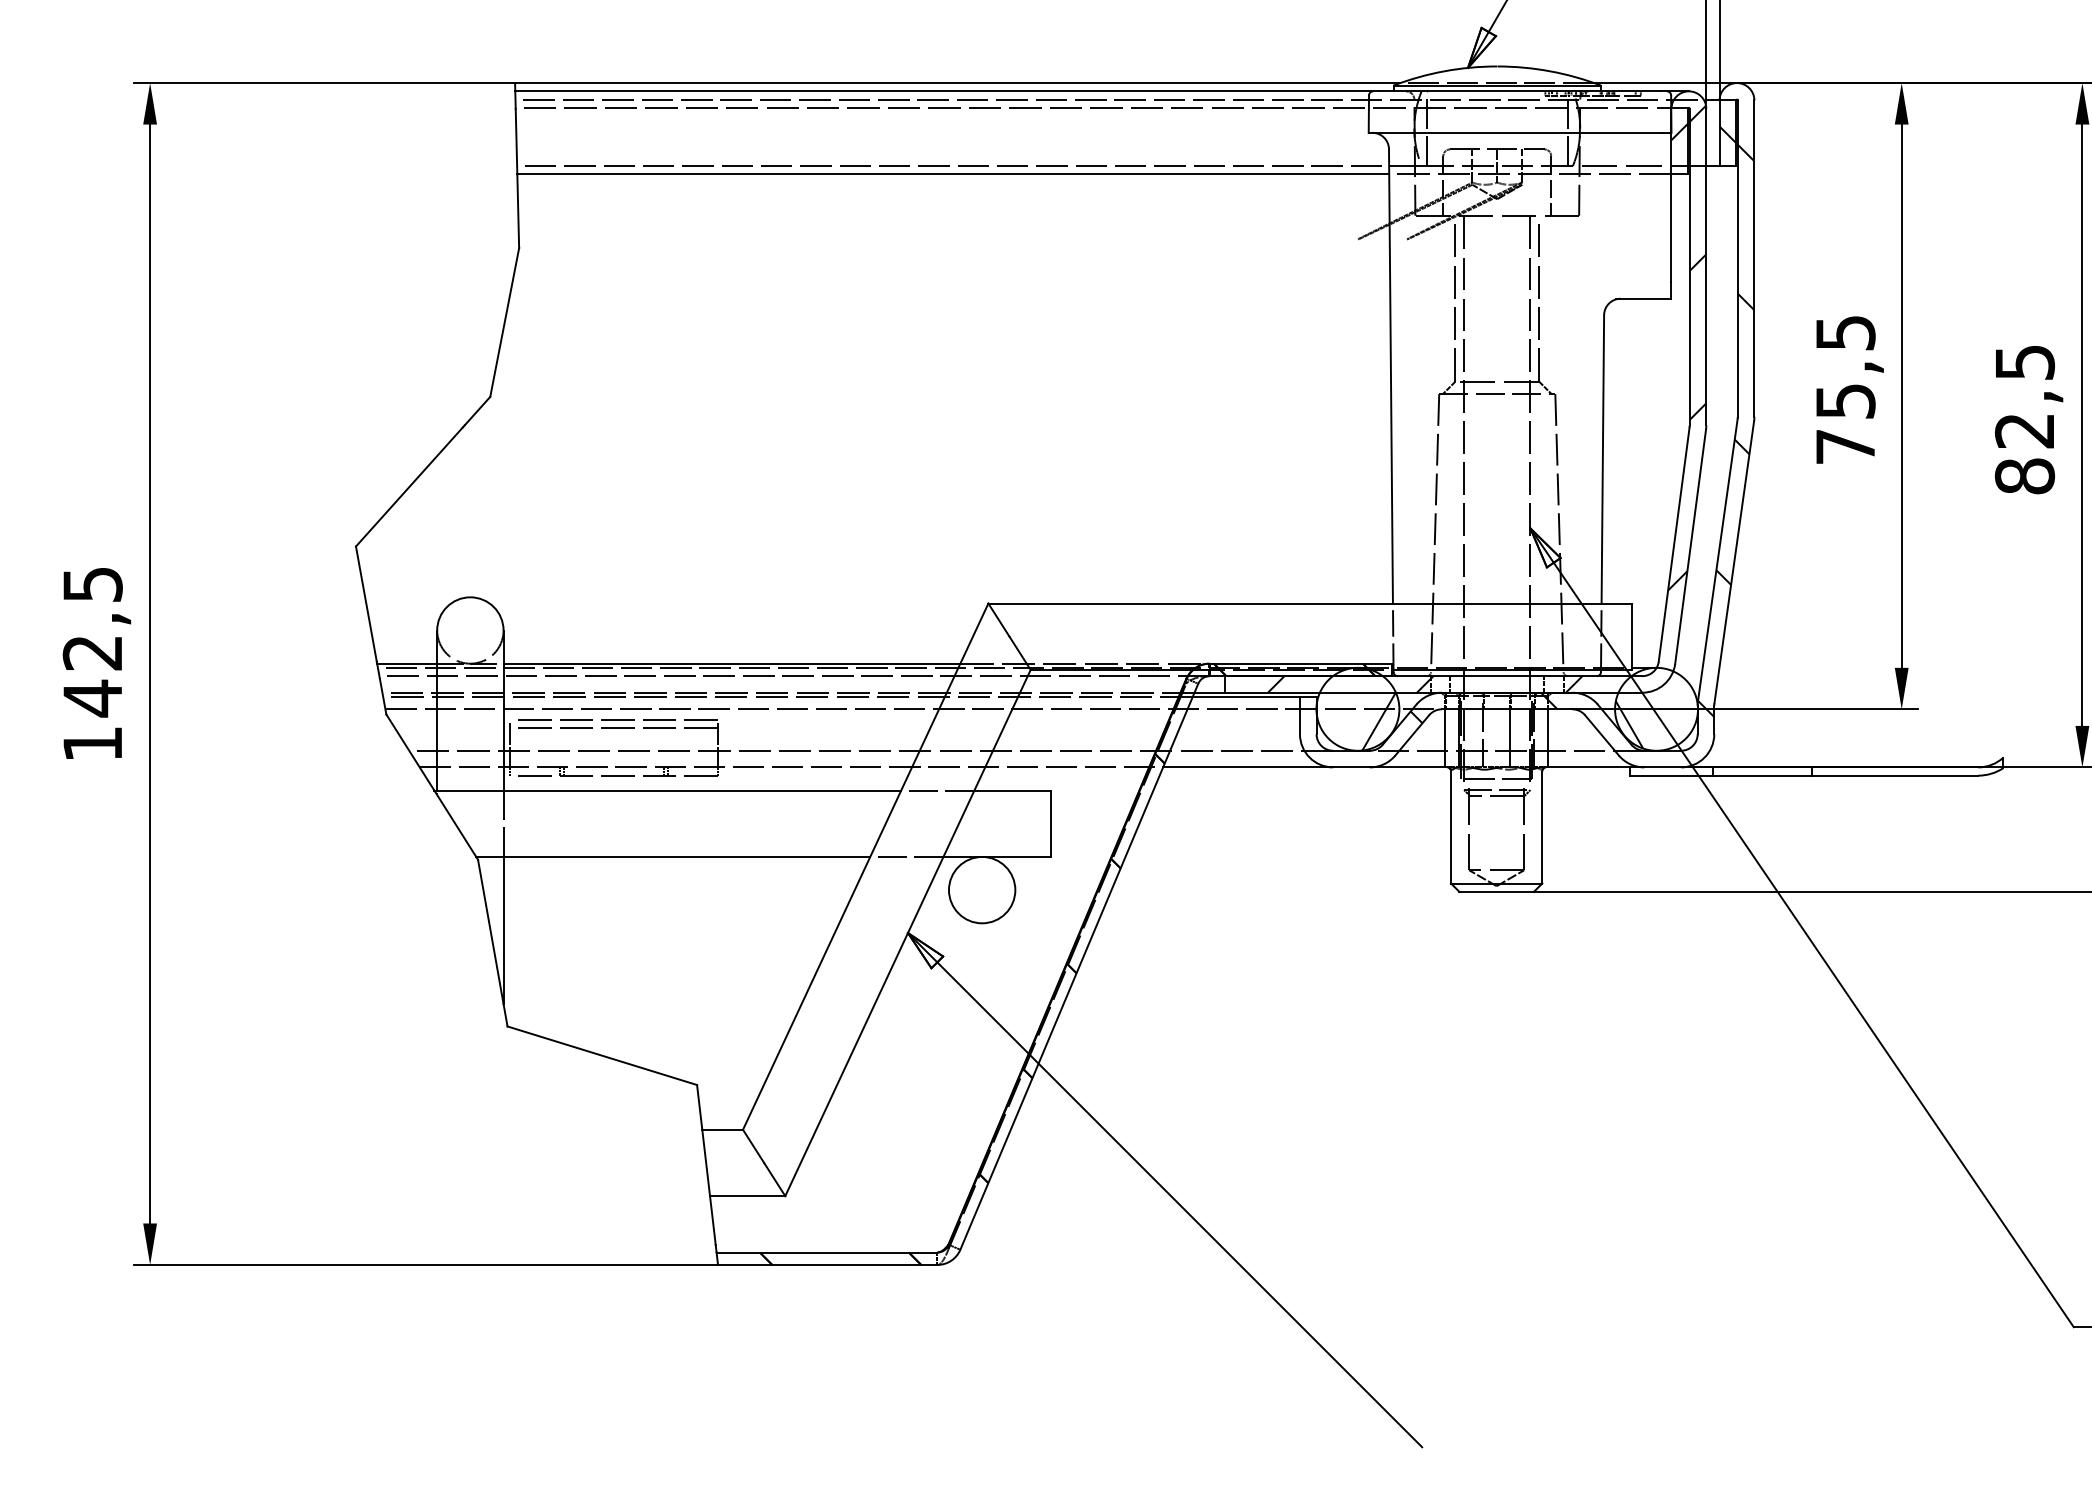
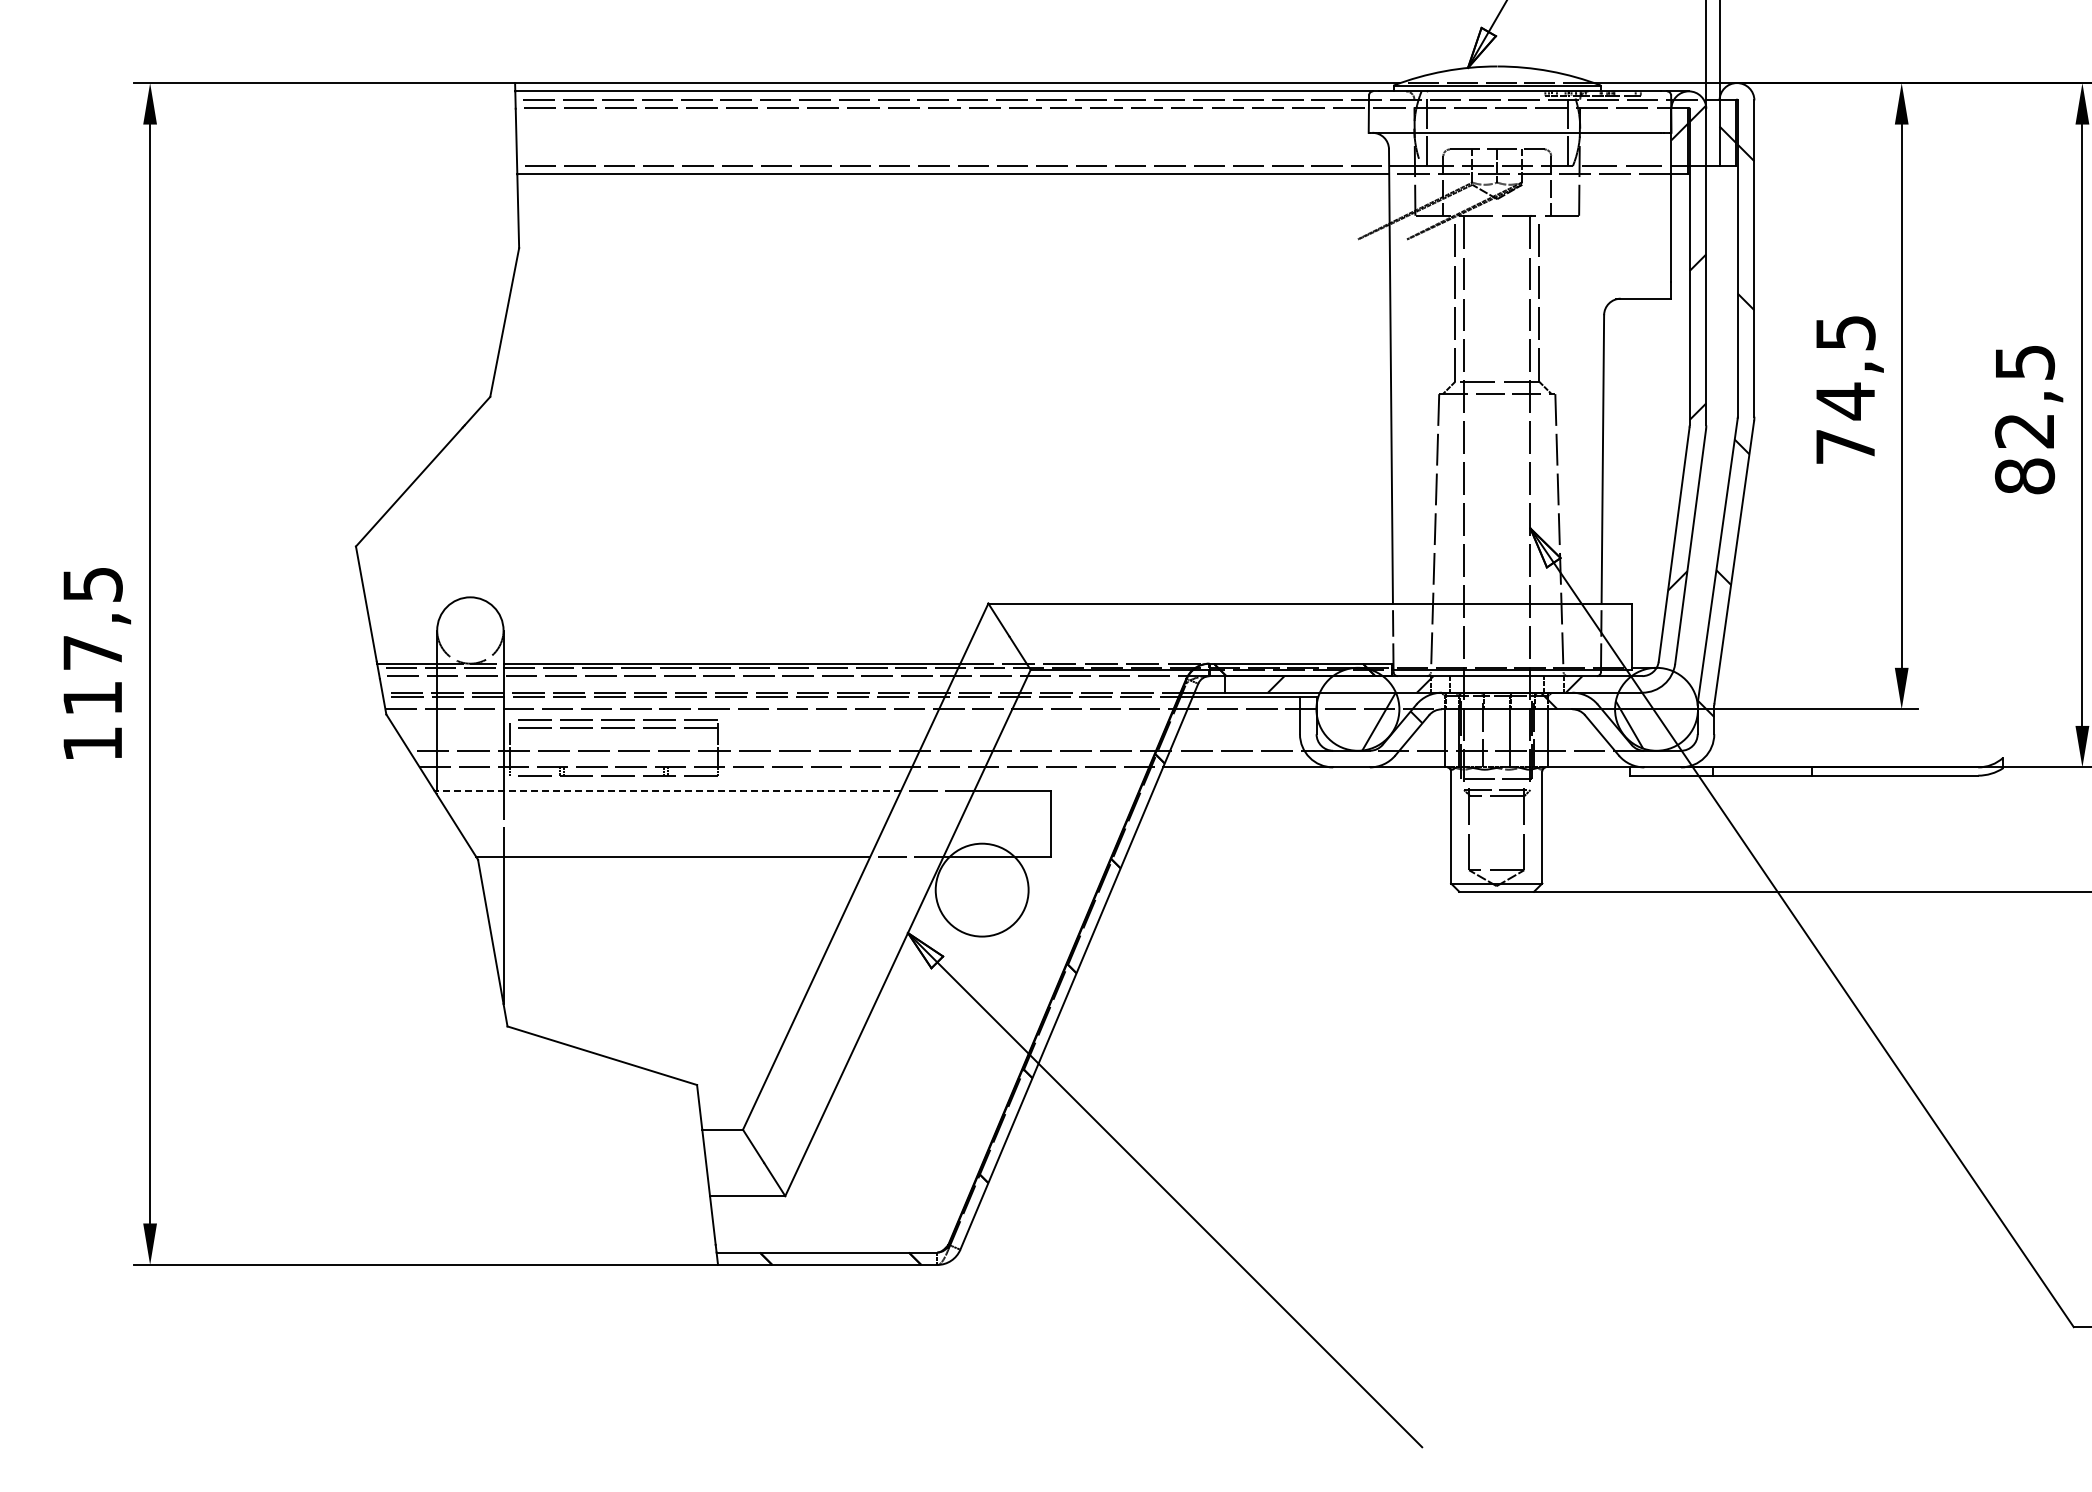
text: 75,5 -> 74,5 (1845, 401)
text: 142,5 -> 117,5 (91, 676)
line: solid -> dashed (667, 790)
circle diameter: 66 px -> 93 px (981, 889)
